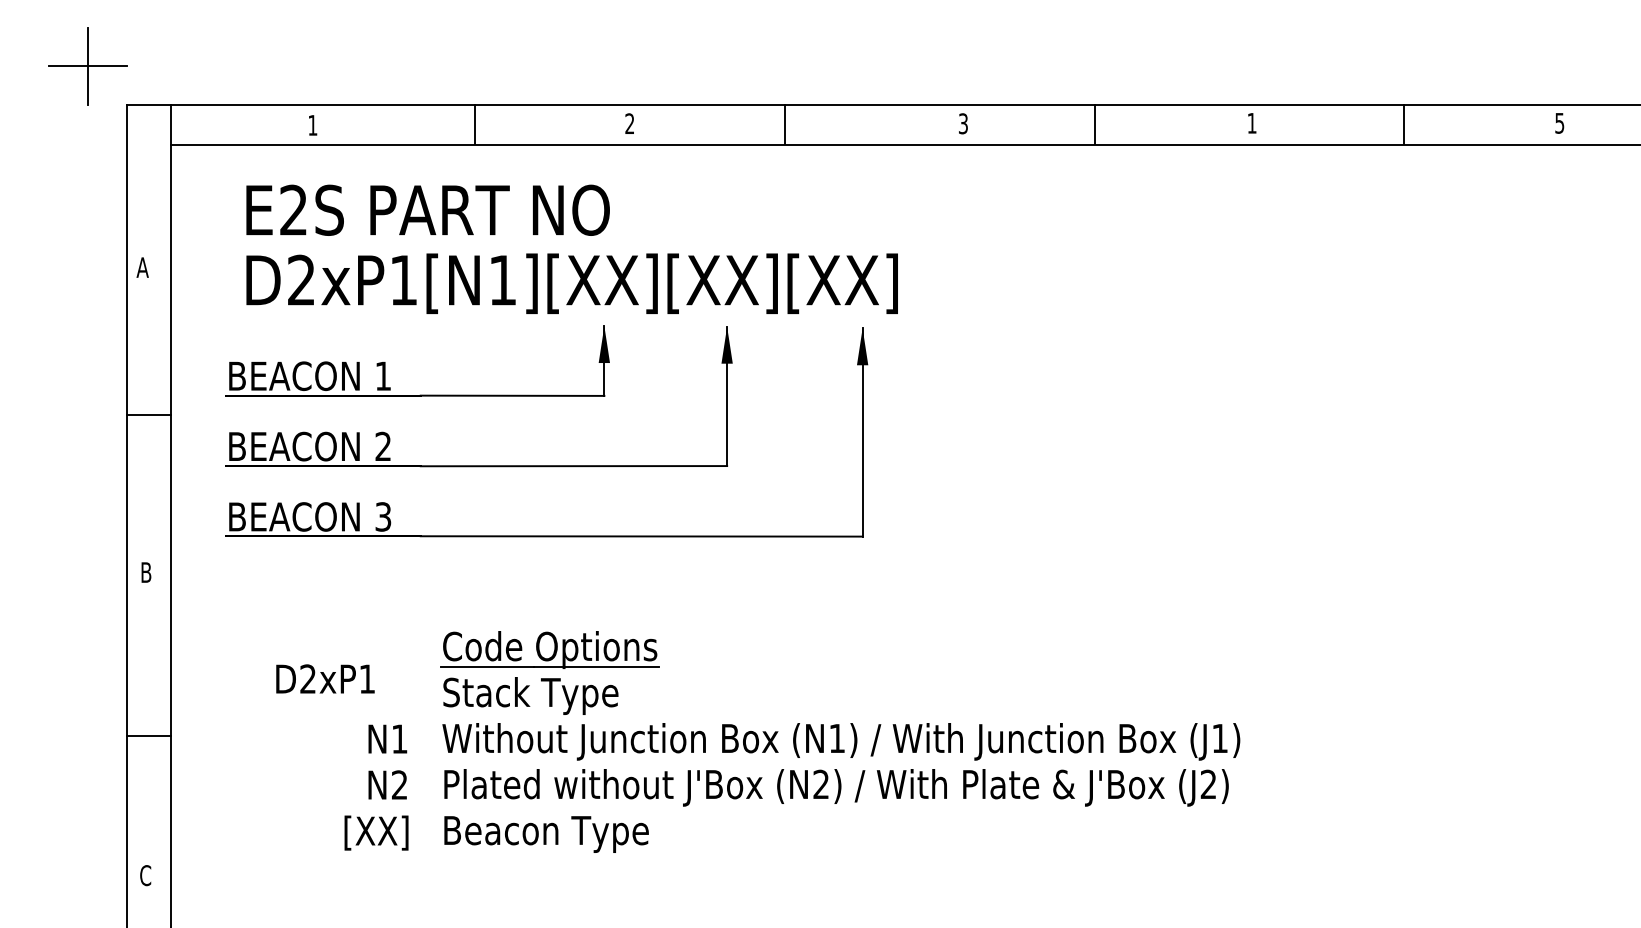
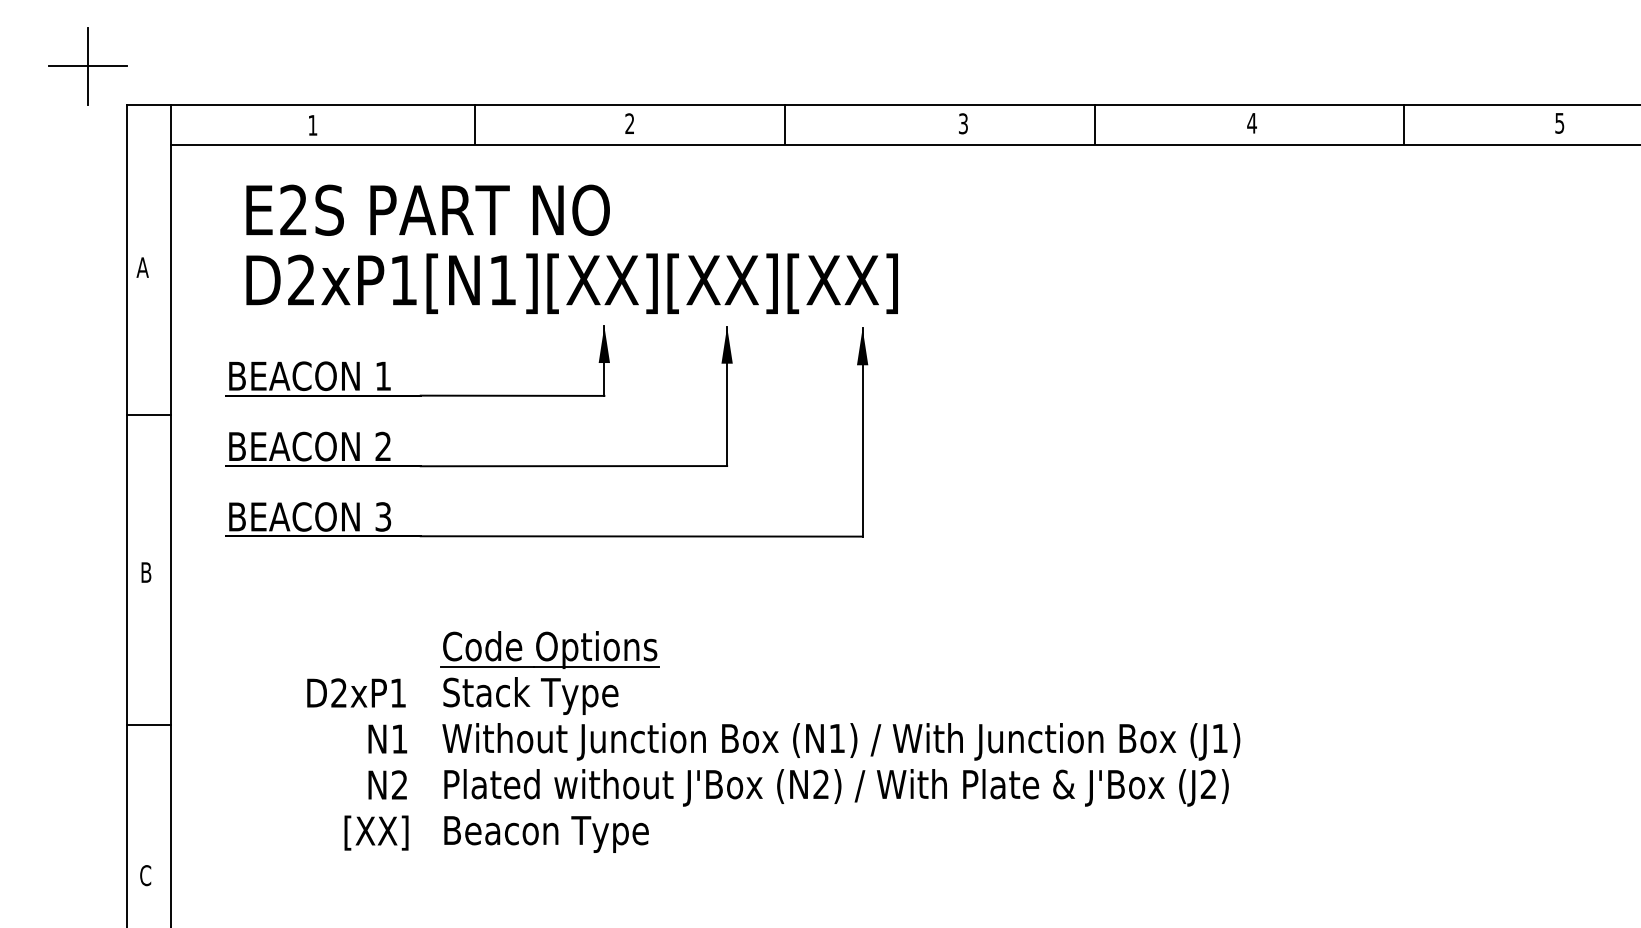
text: 1 -> 4 (1252, 123)
text position: (325, 678) -> (356, 692) (356, 692)
line position: (148, 735) -> (148, 724) (148, 724)
